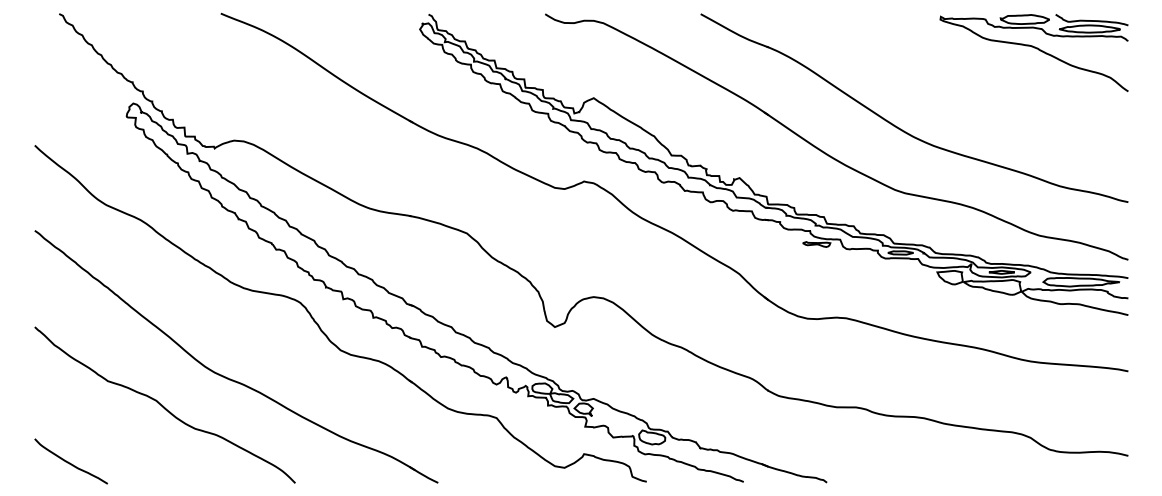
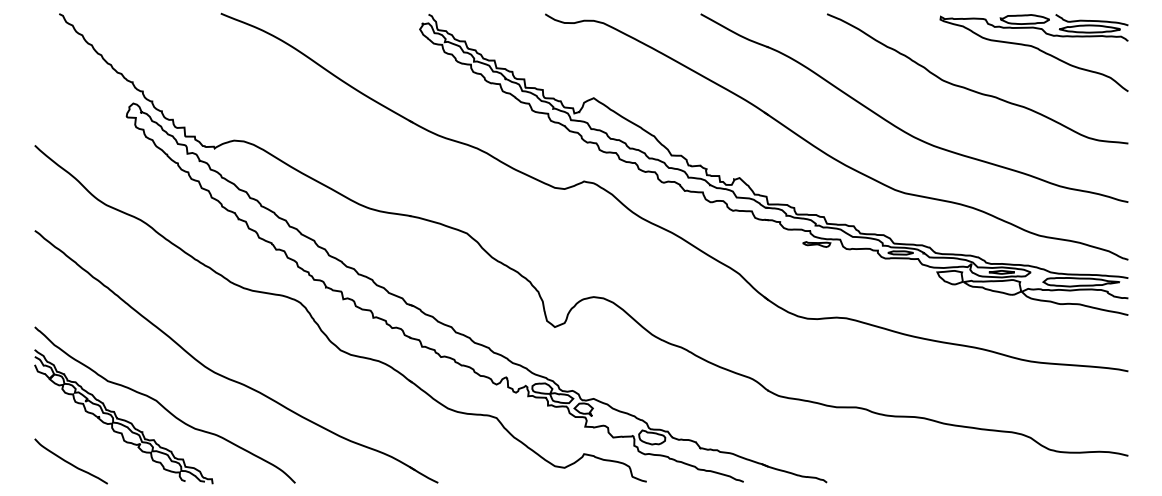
curve: none -> present (972, 89)
part: none -> present (123, 416)
